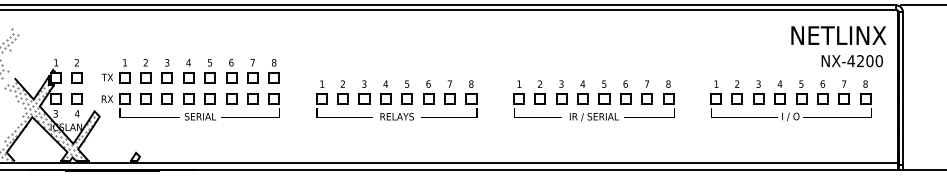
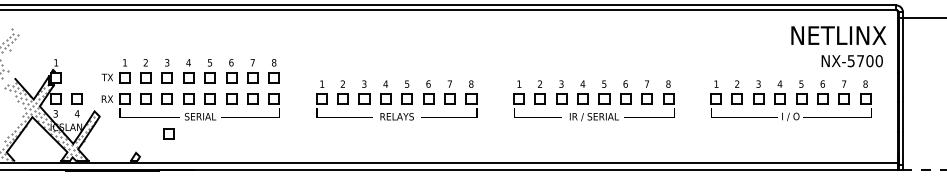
line position: (921, 5) -> (921, 18) (921, 18)
text: NX-4200 -> NX-5700 (855, 61)
part: present -> none (76, 71)
part: none -> present (168, 133)
line: solid -> dashed (924, 169)
